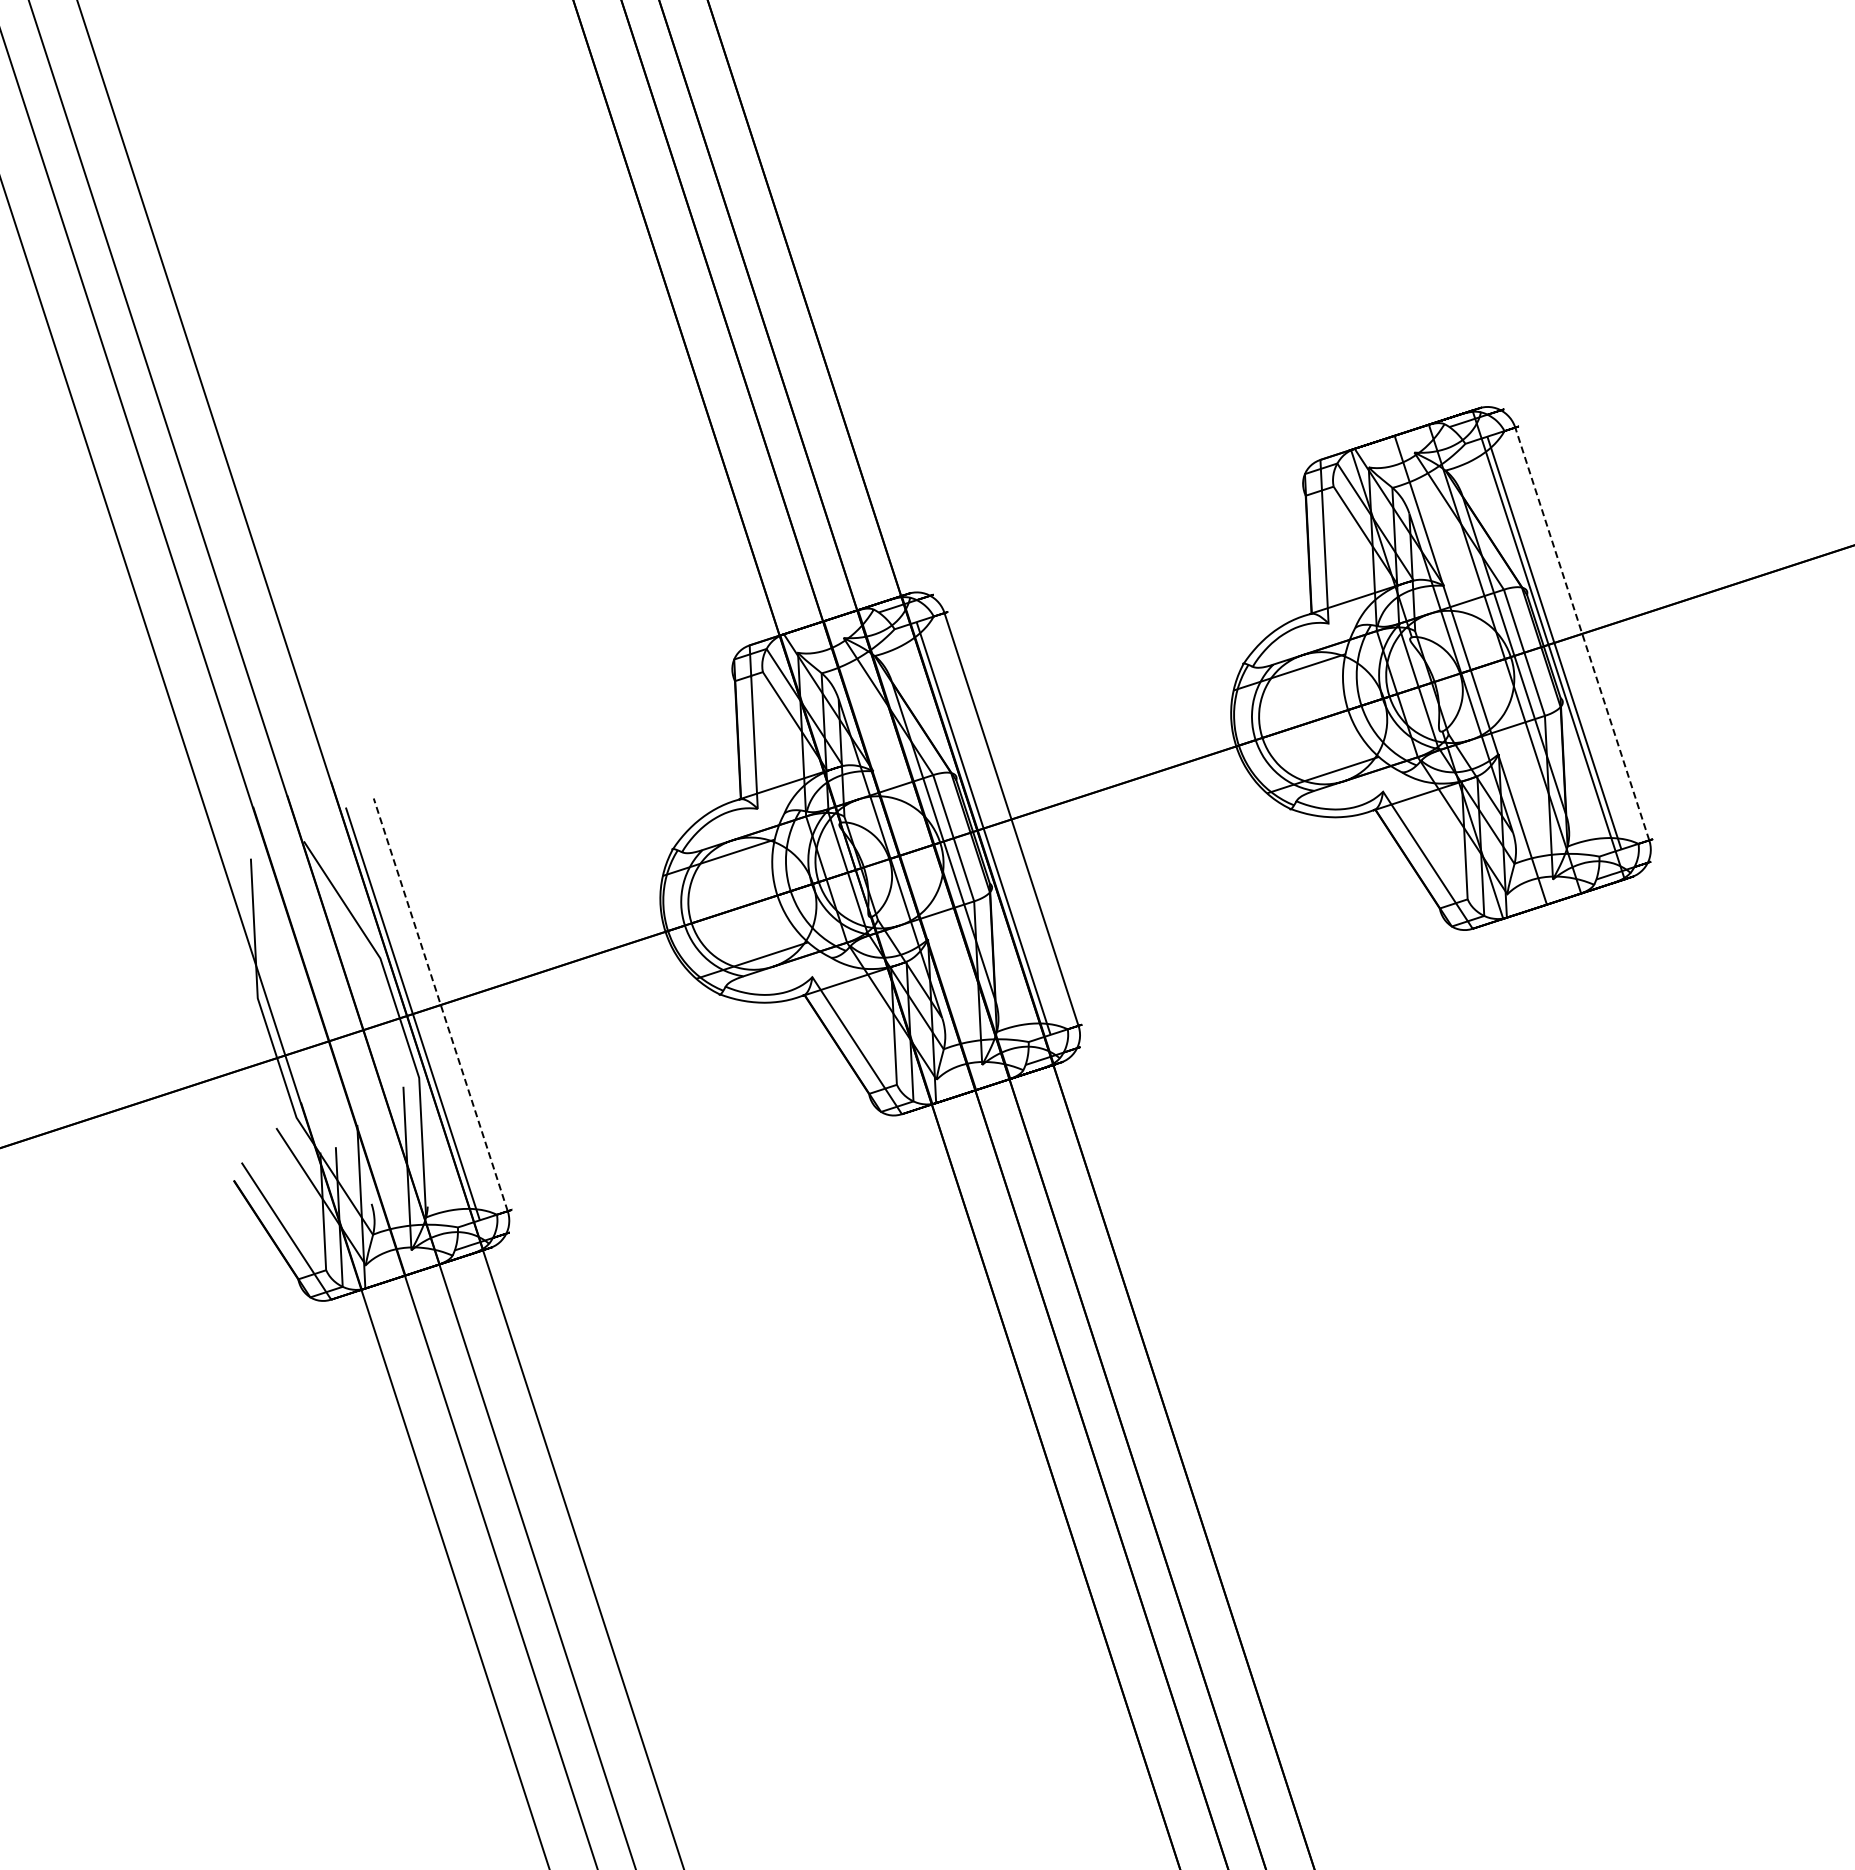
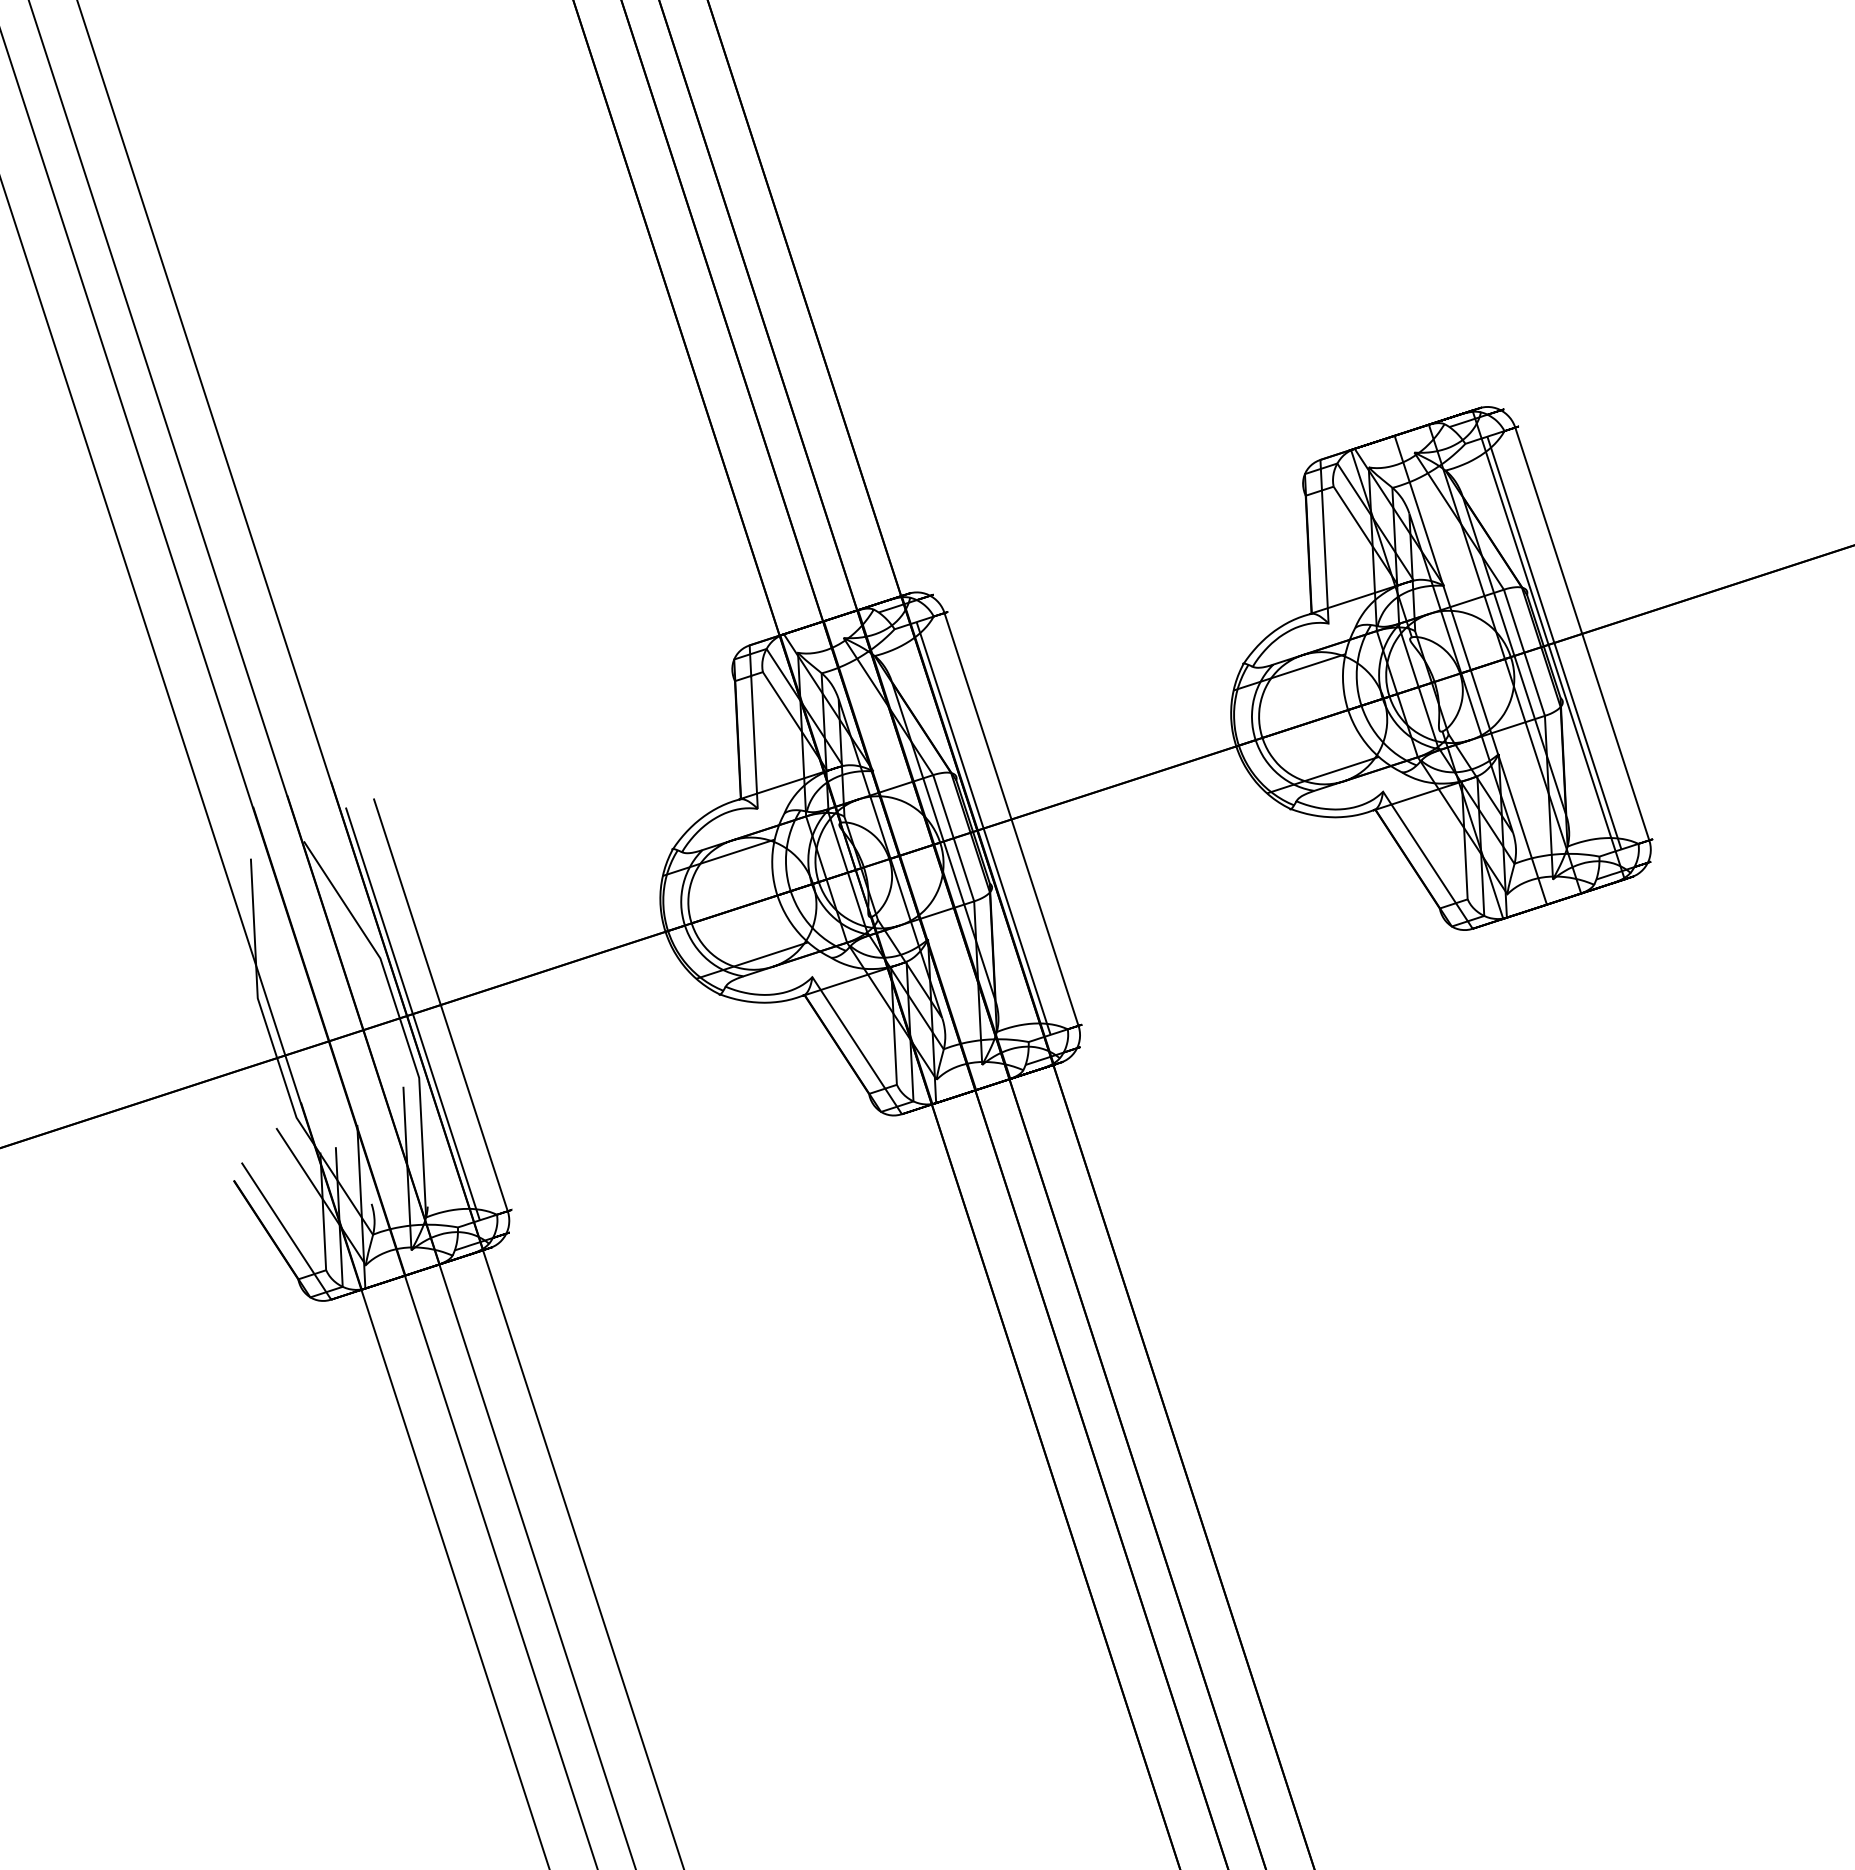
line: dashed -> solid (1582, 634)
line: dashed -> solid (440, 1004)
